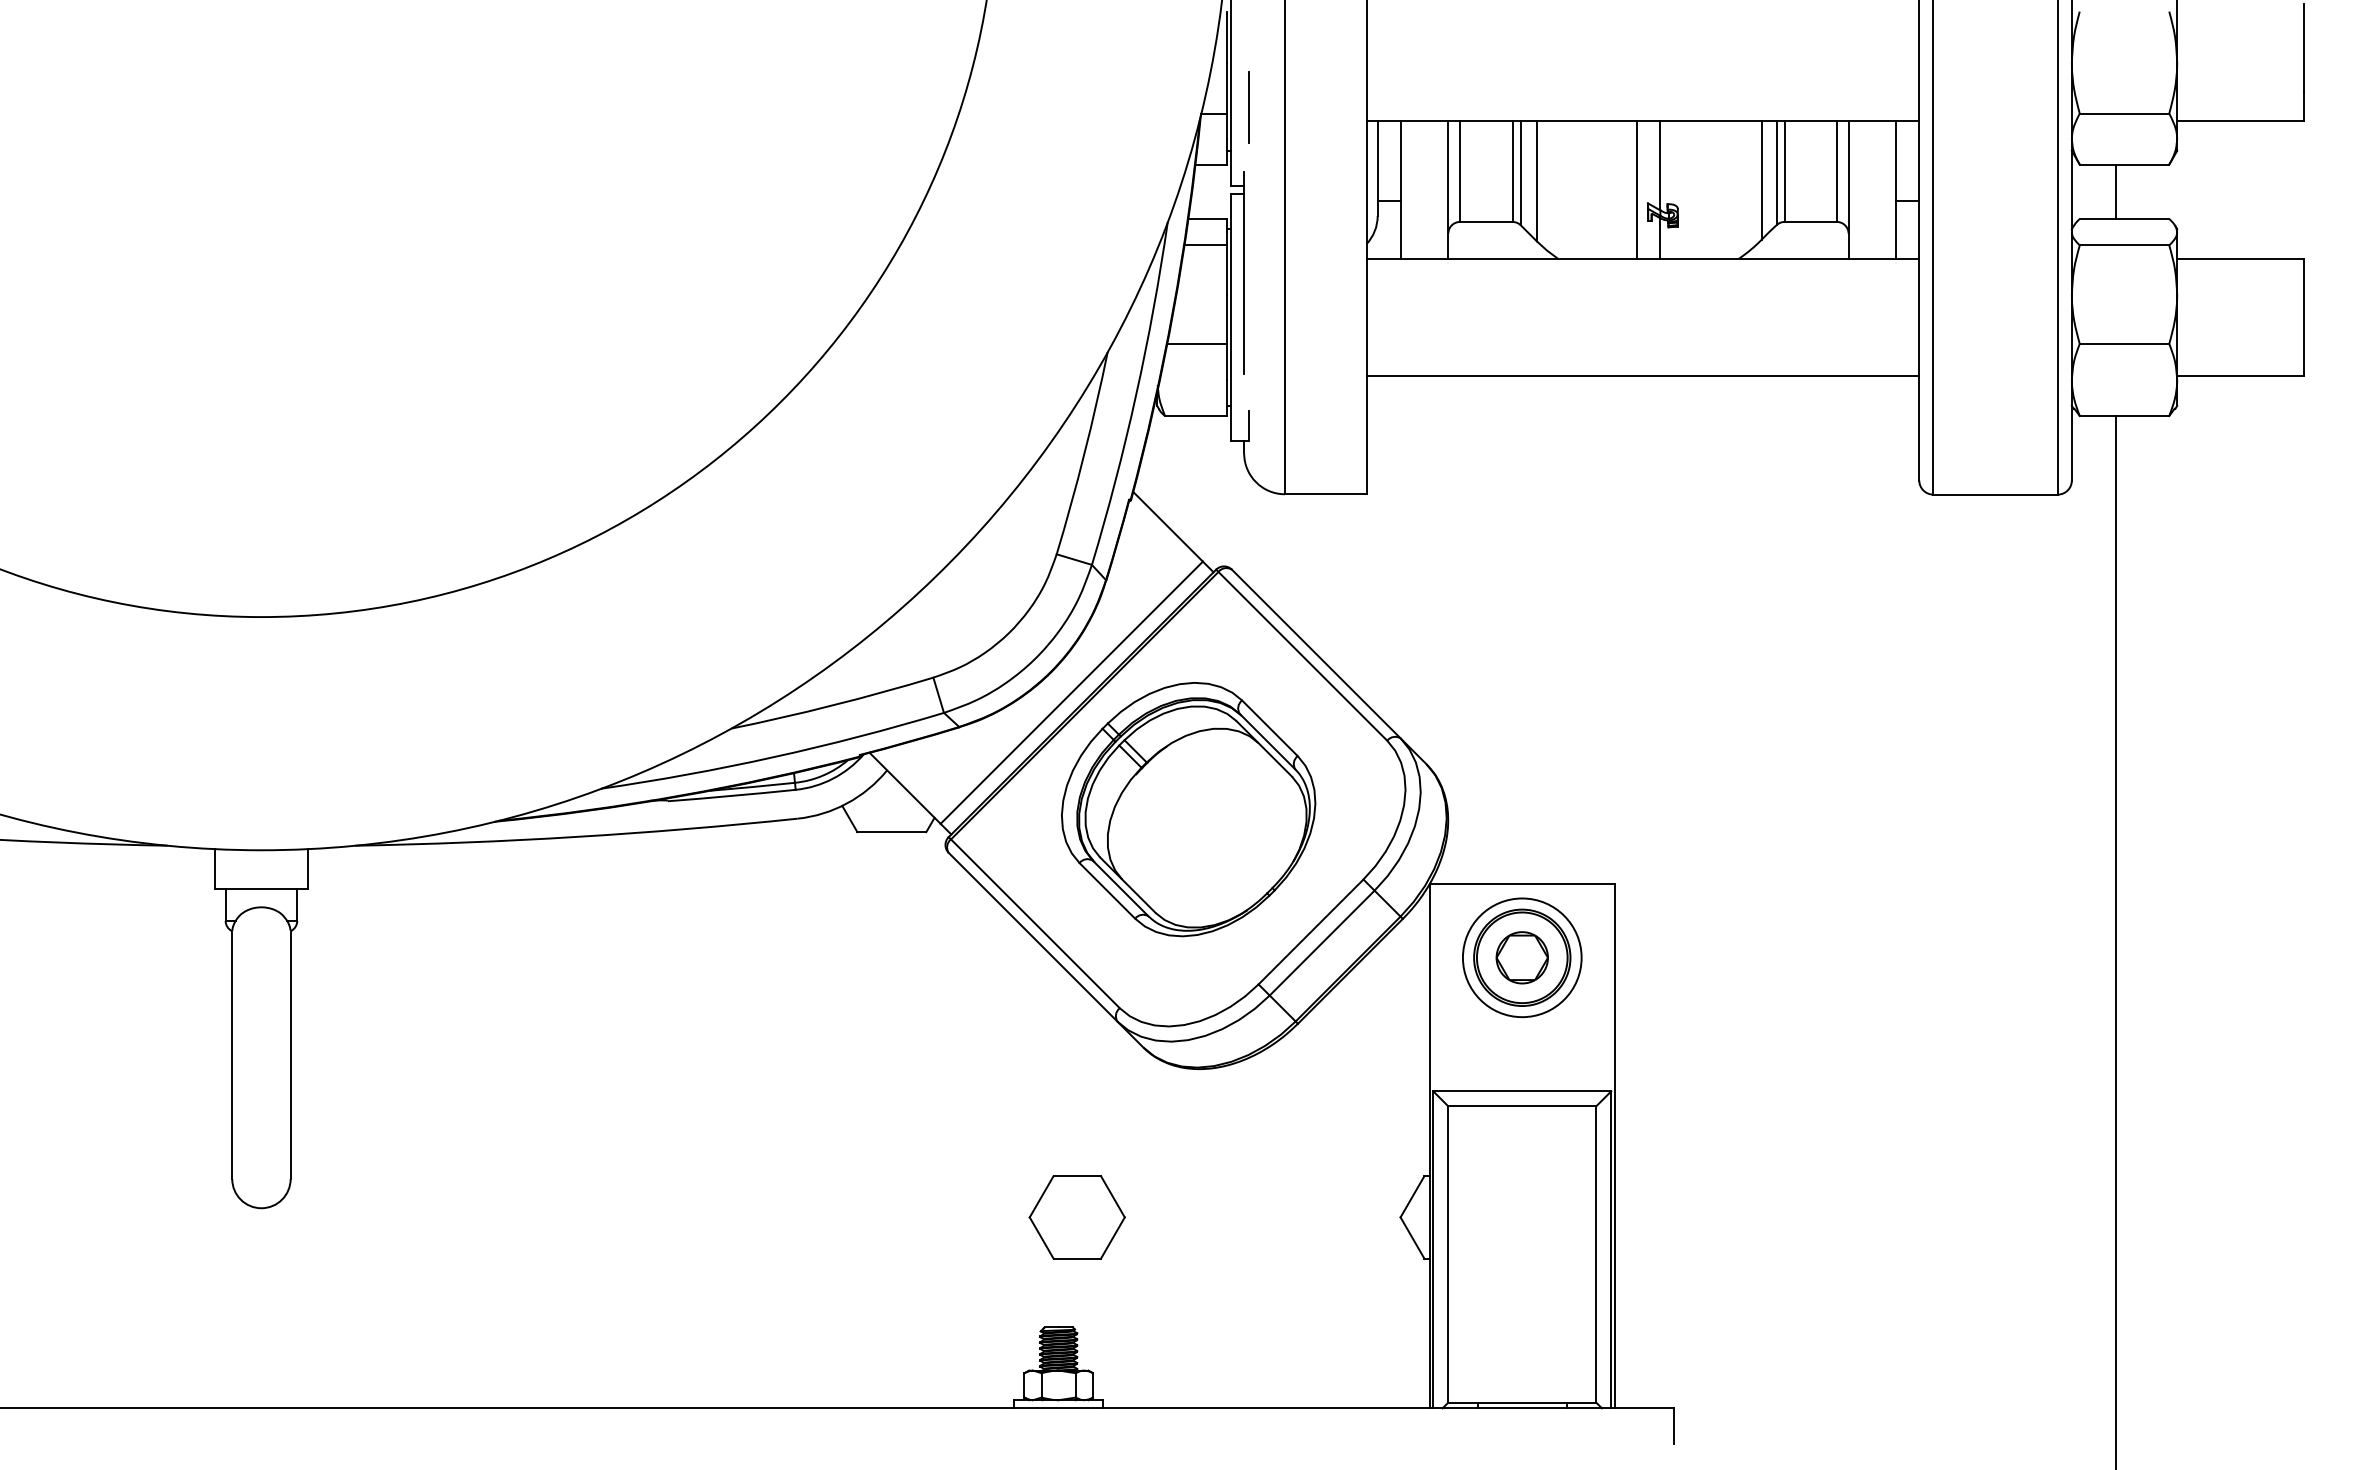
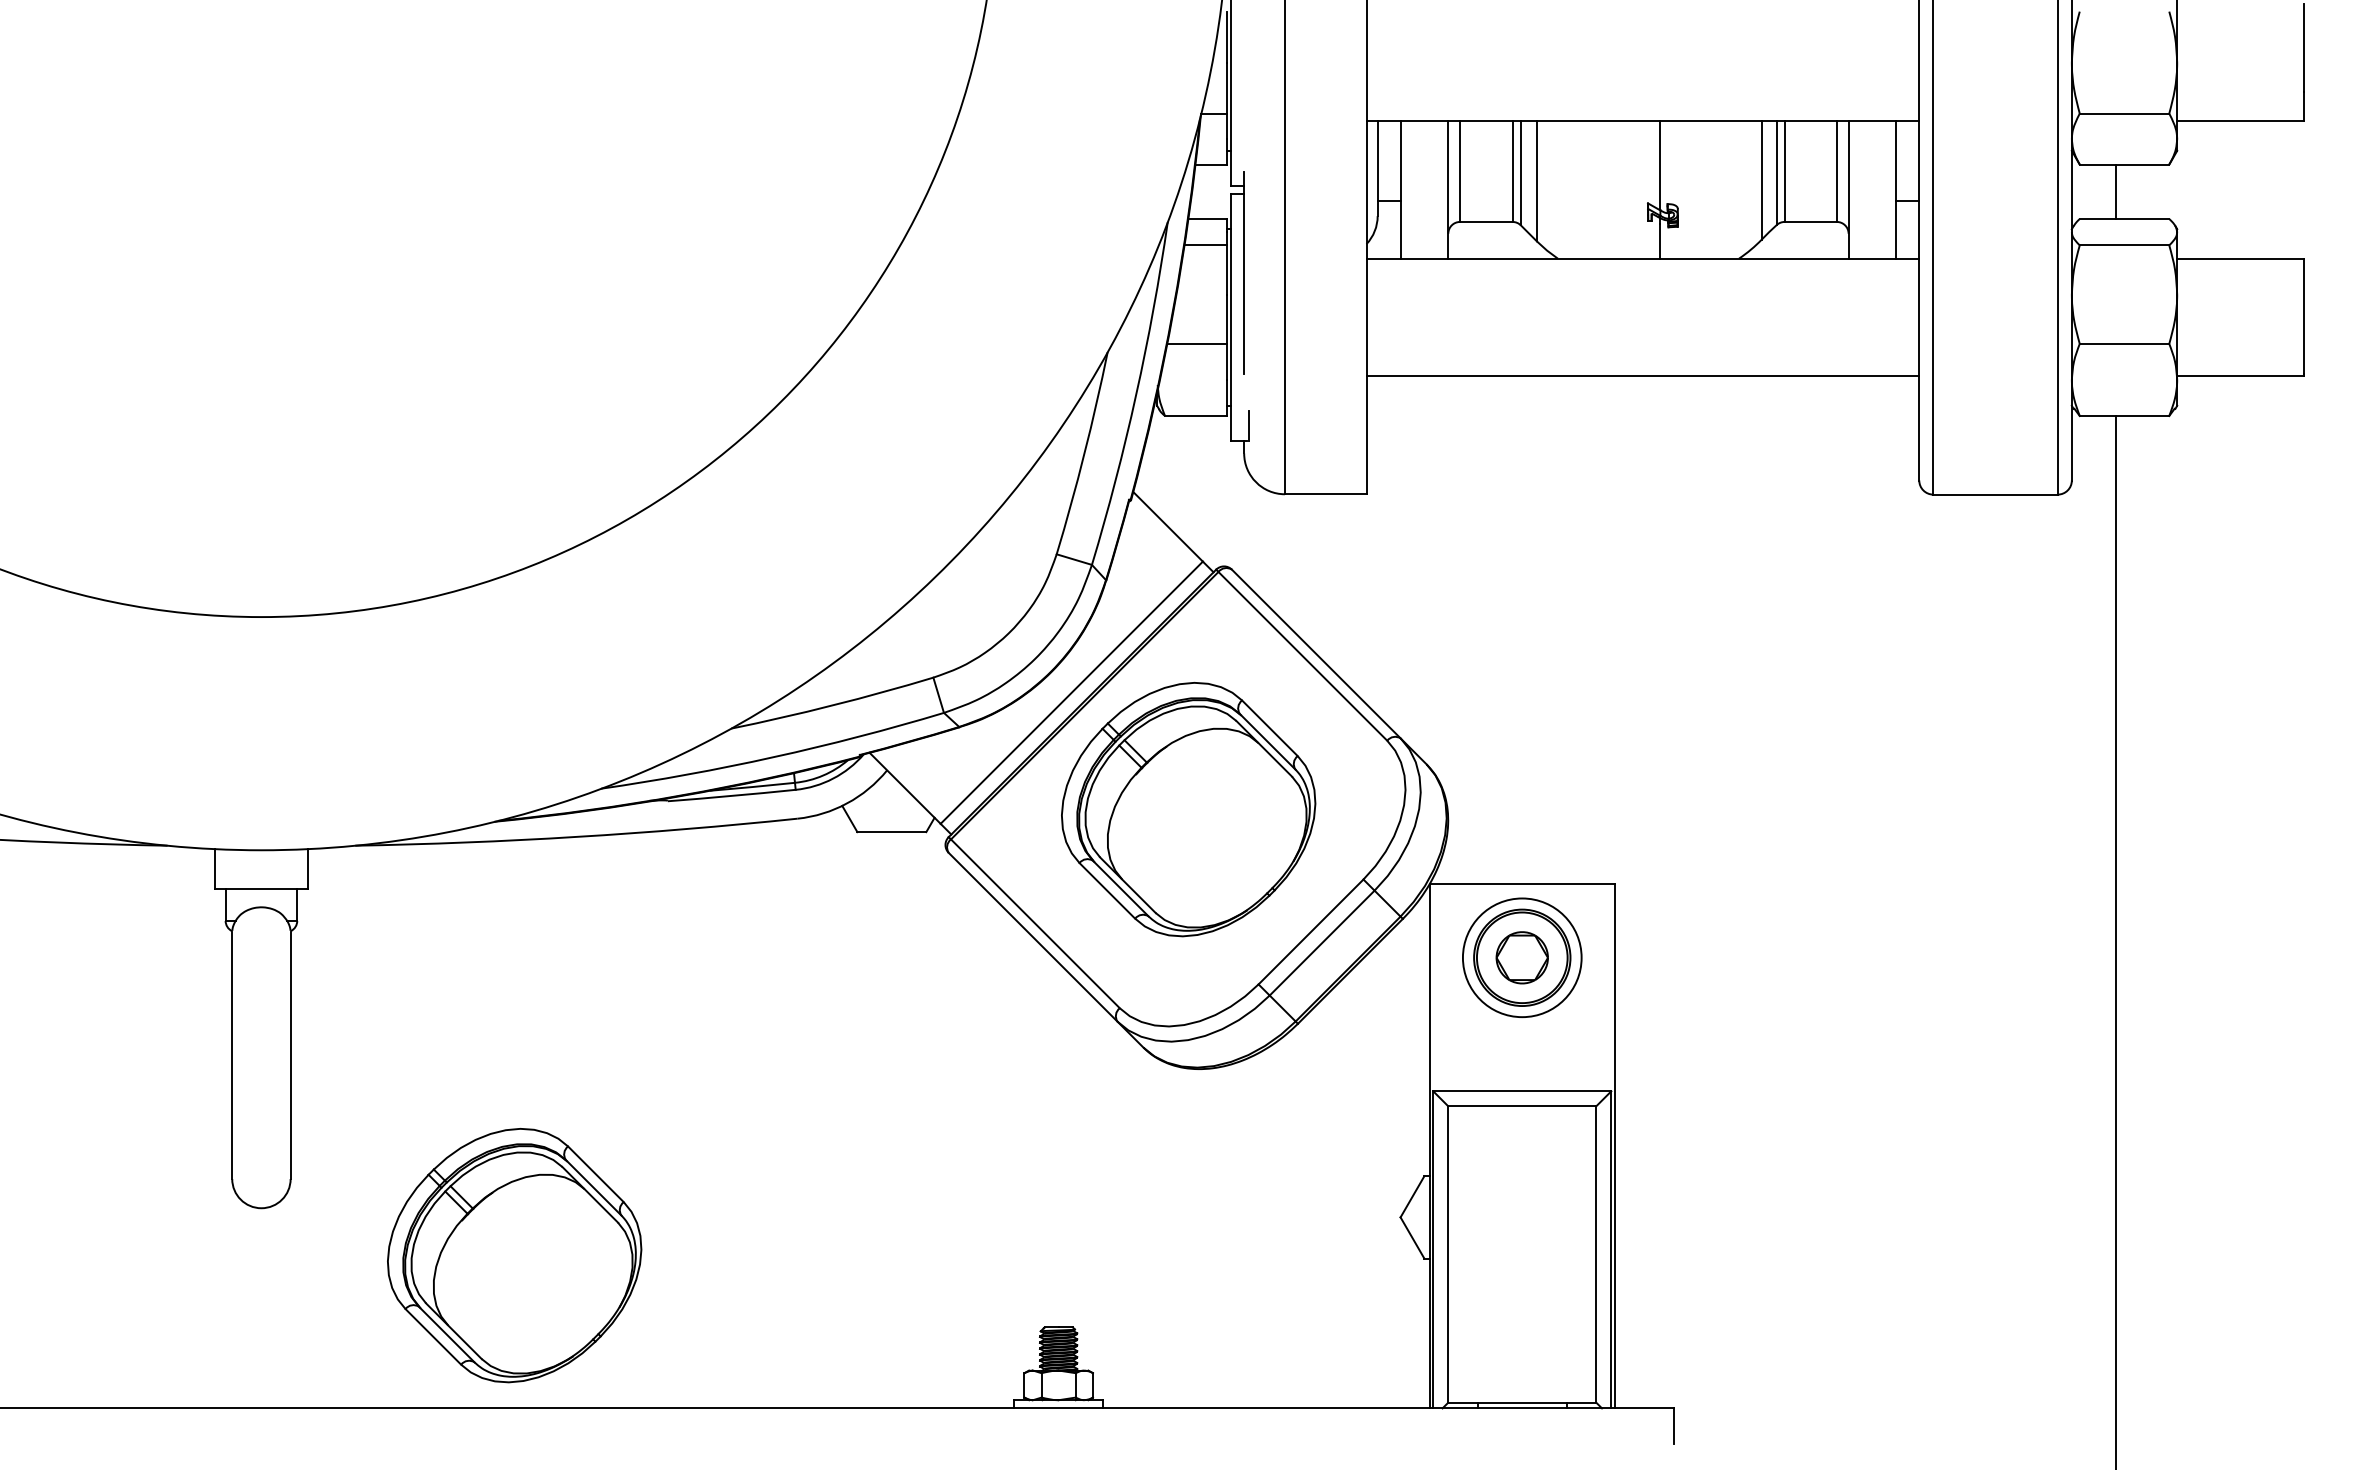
line: present -> none (1248, 107)
line: present -> none (1636, 189)
part: present -> none (1076, 1217)
part: none -> present (514, 1255)
